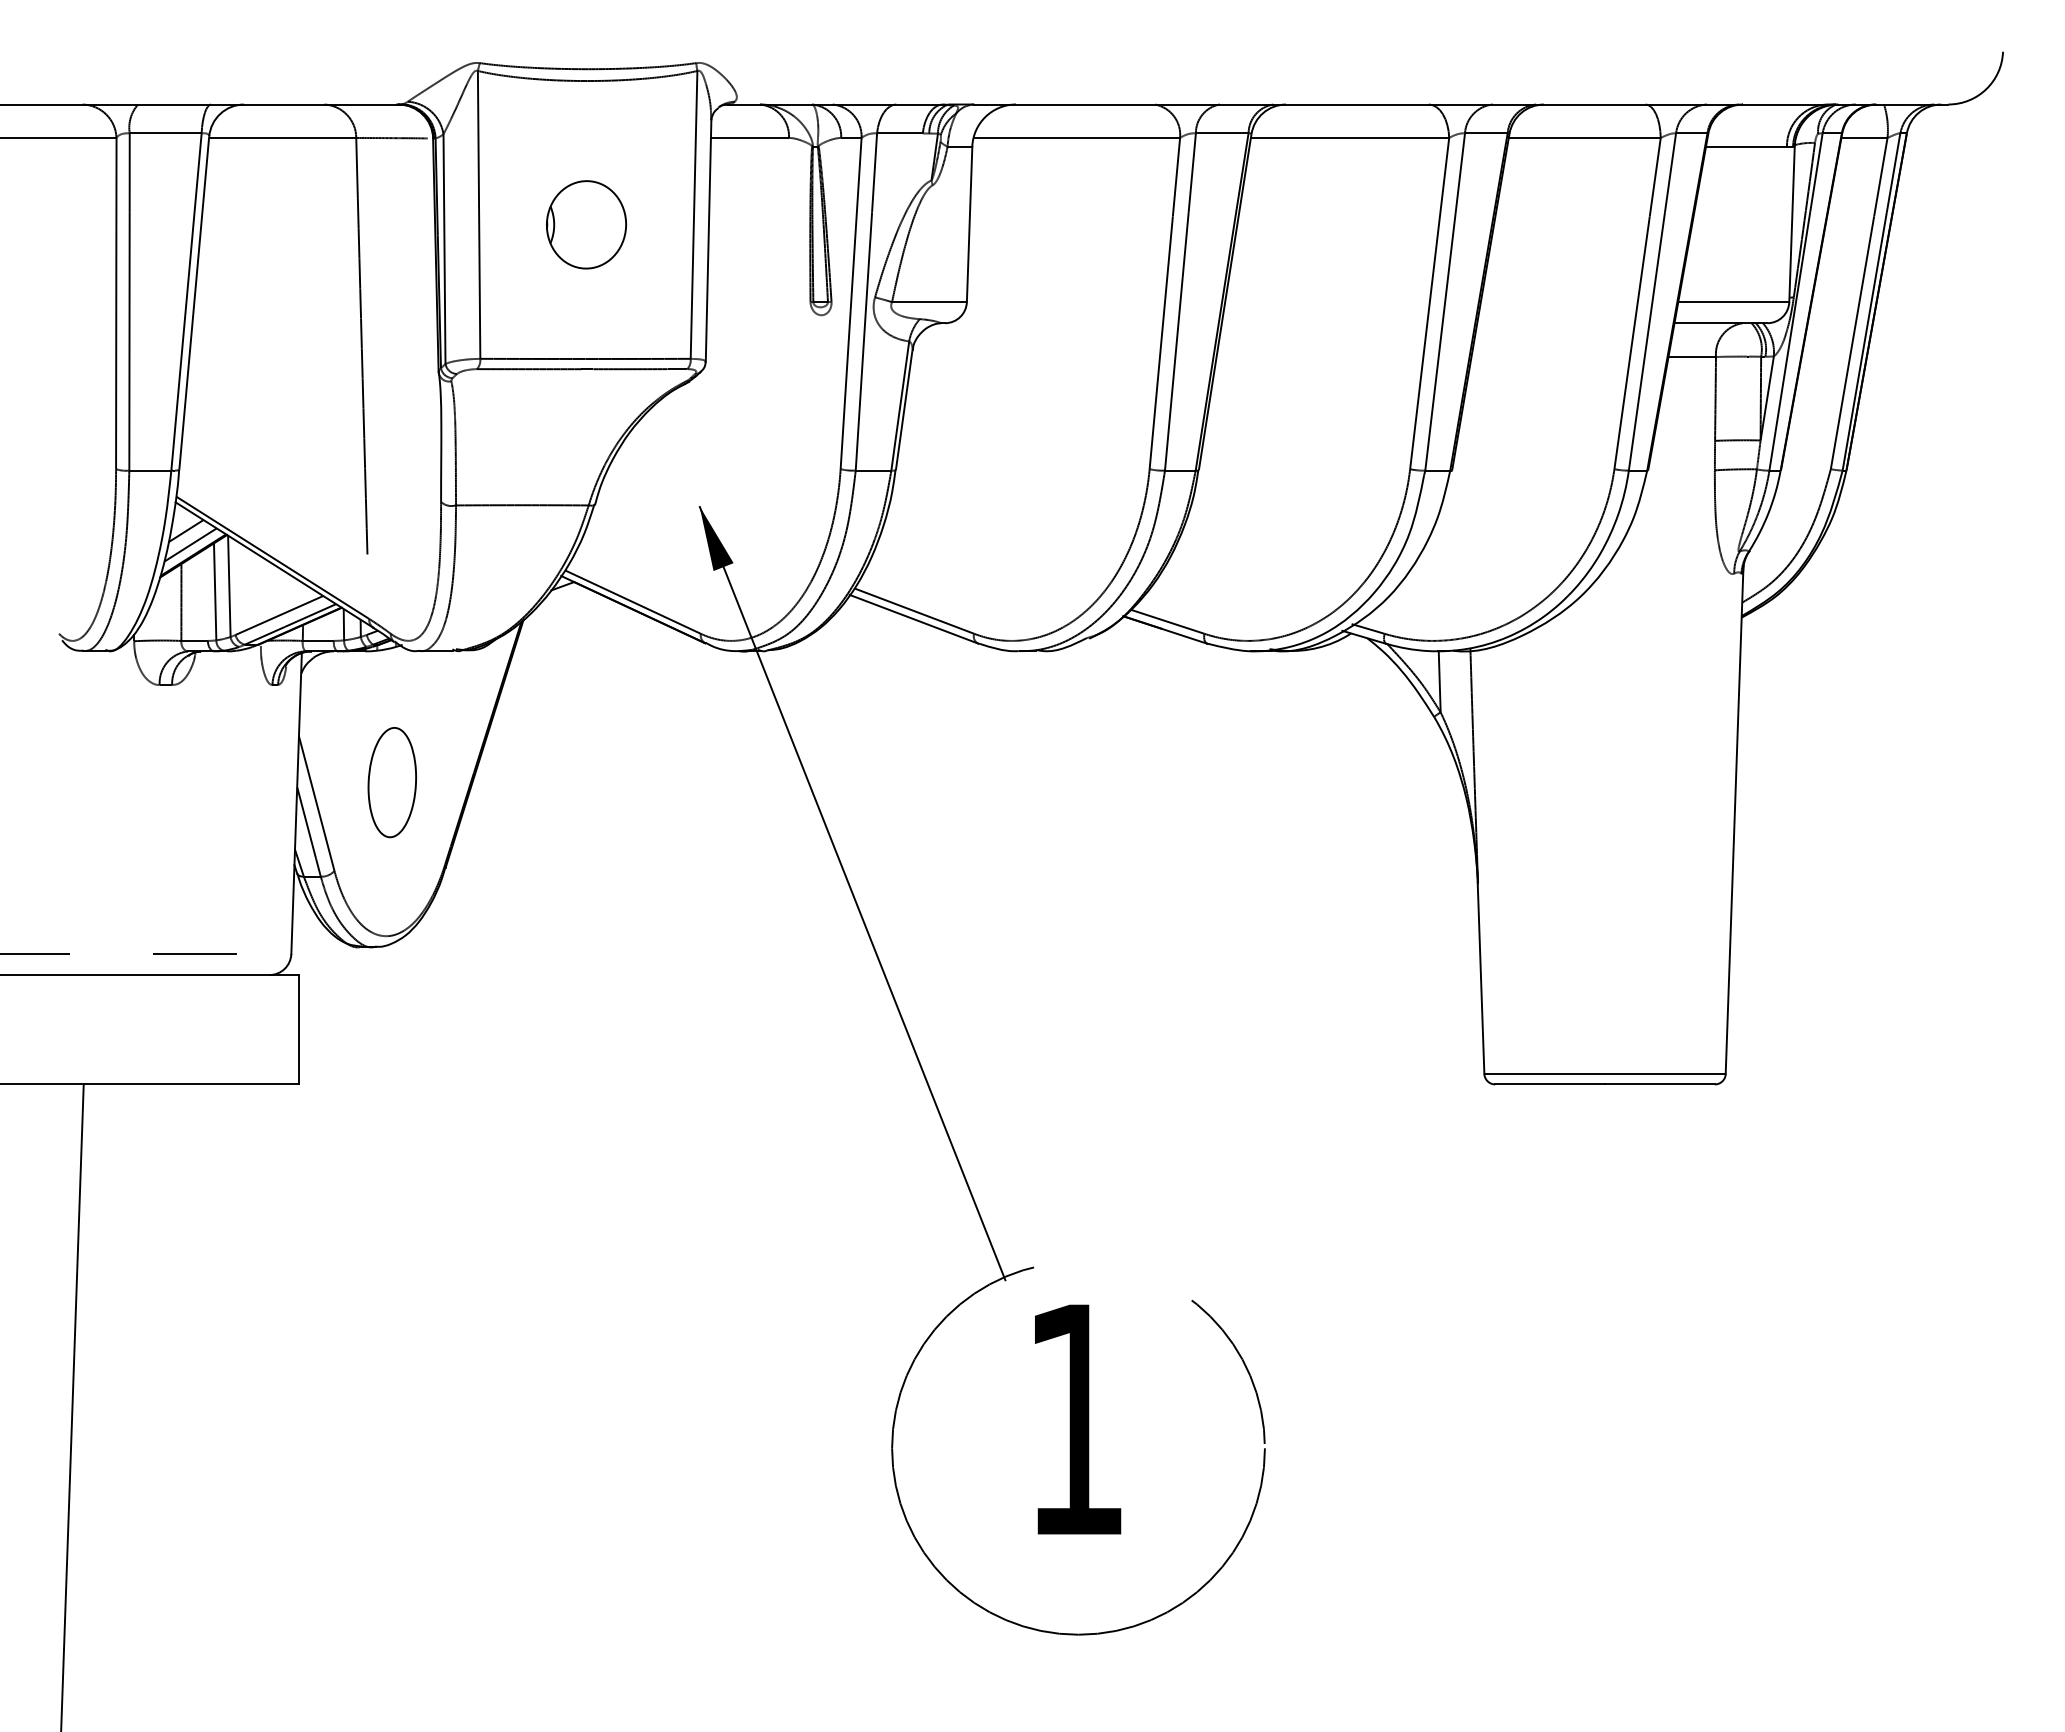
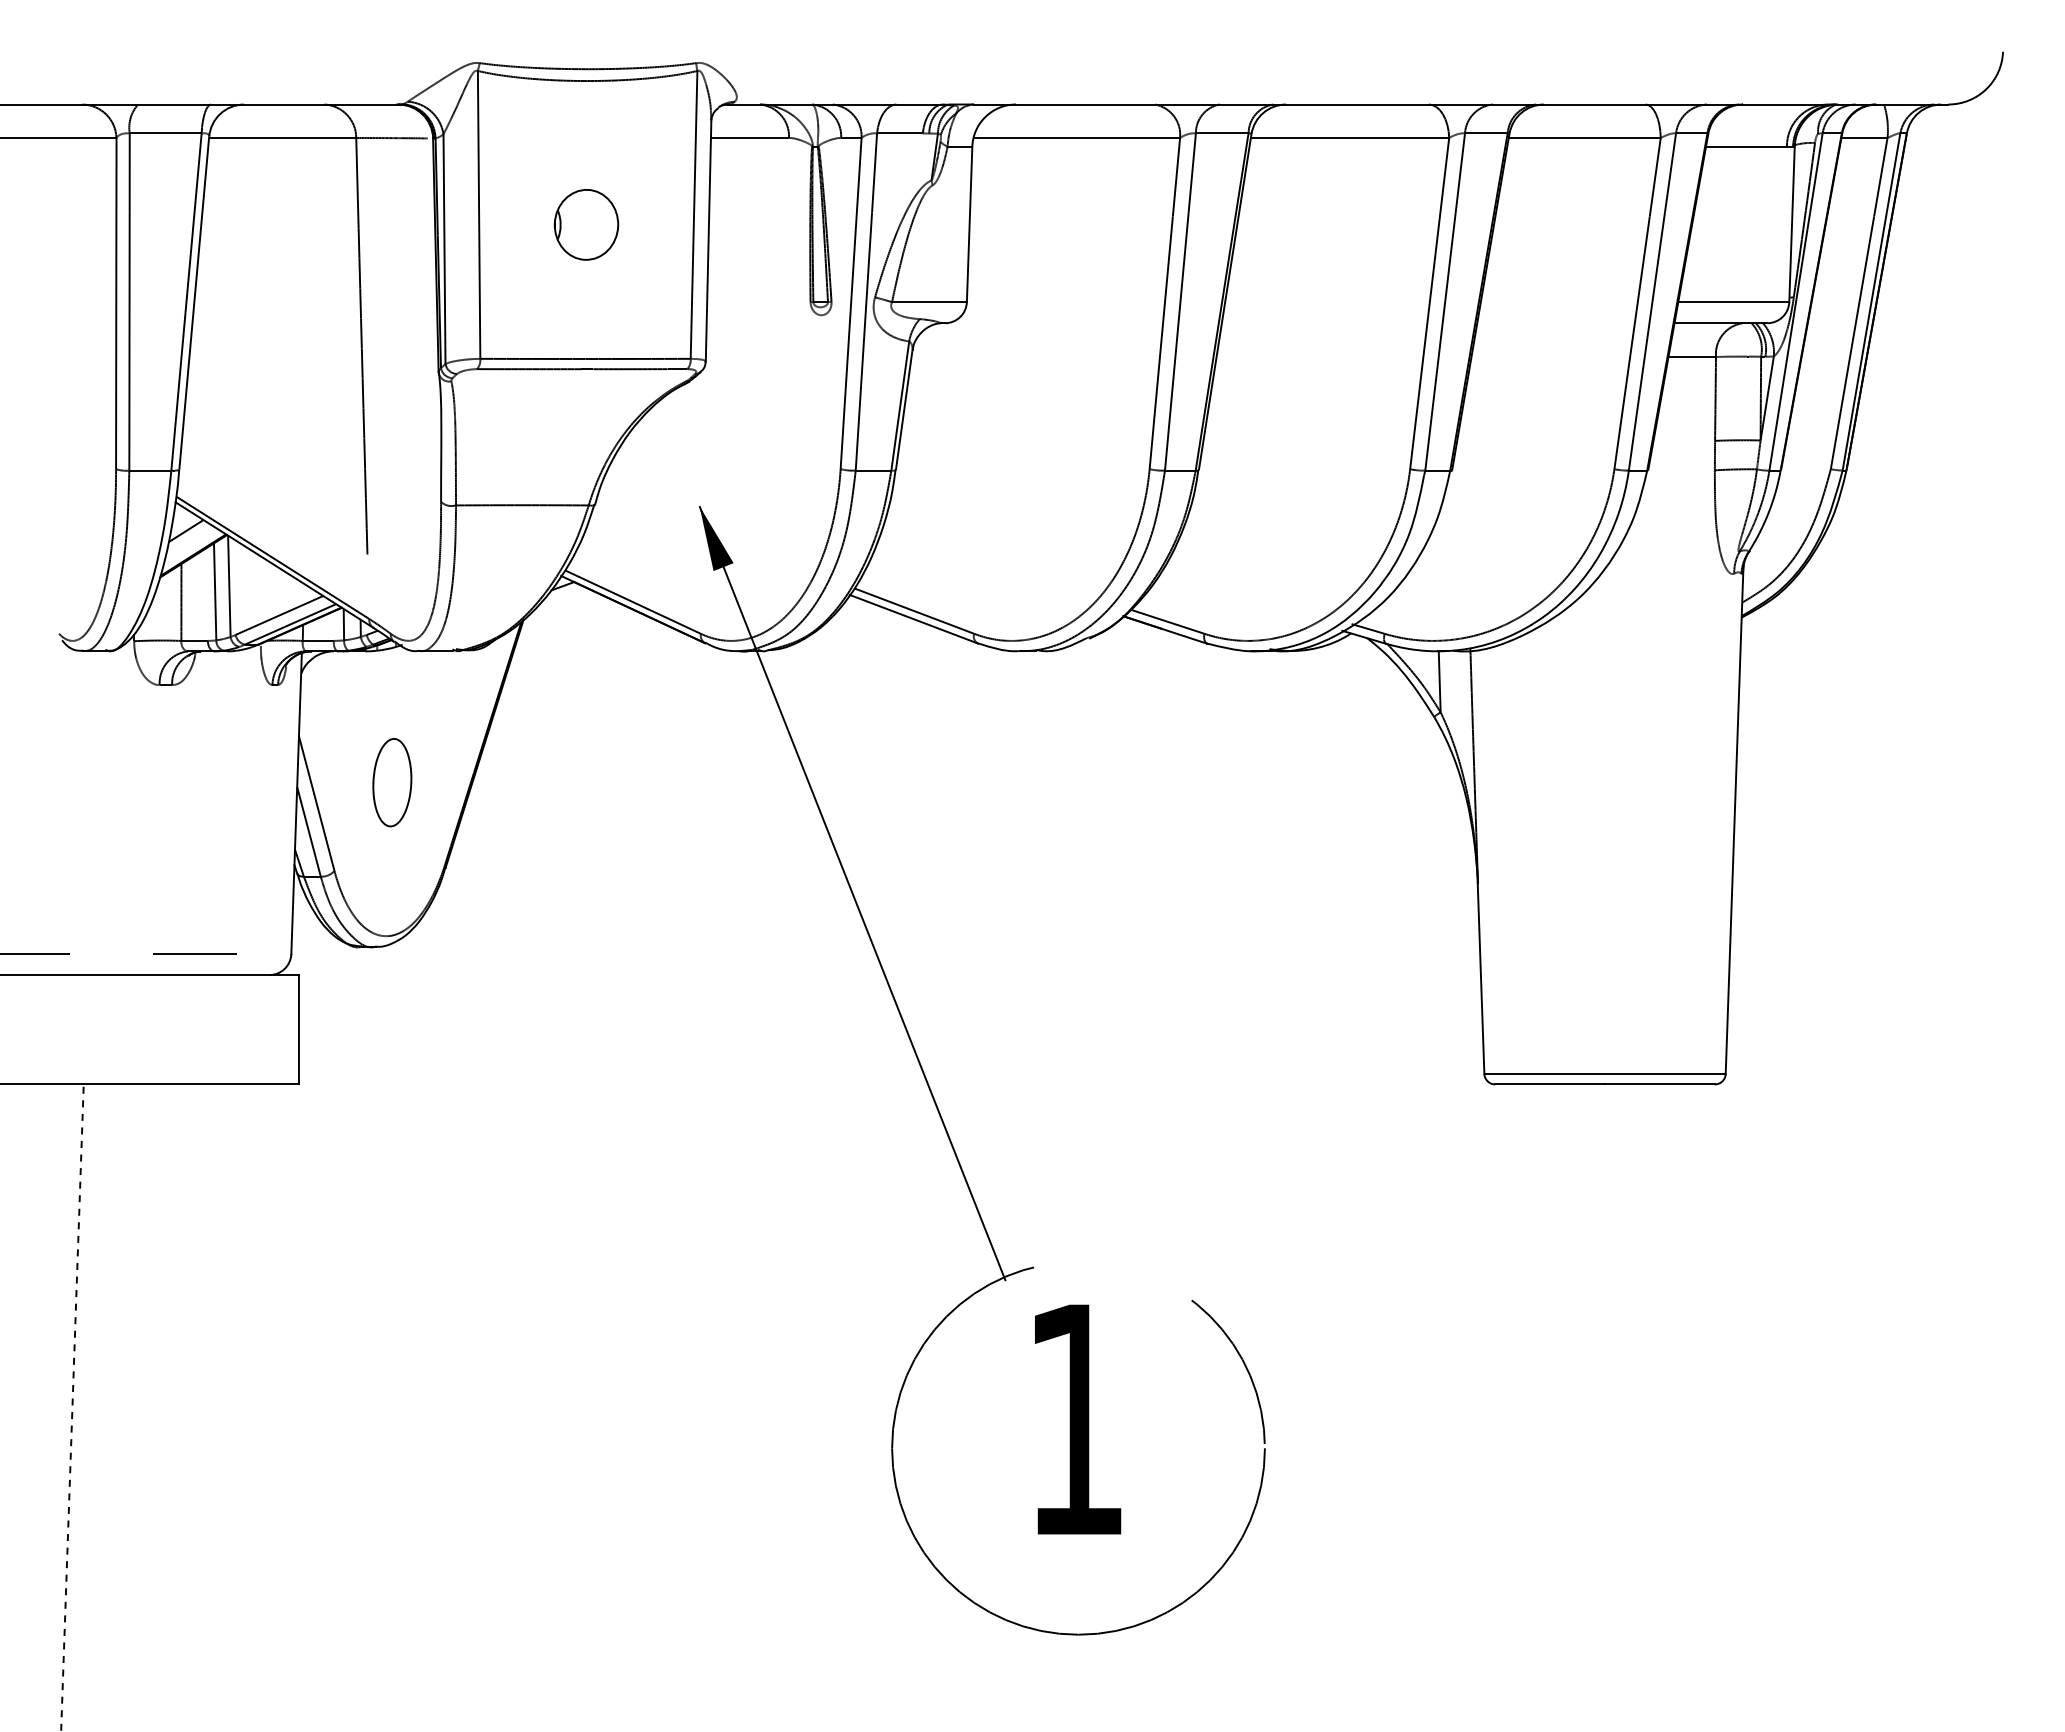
part size: 81x90 px -> 67x72 px (586, 224)
line: present -> none (190, 544)
part size: 51x112 px -> 41x90 px (392, 782)
line: solid -> dashed (72, 1408)
